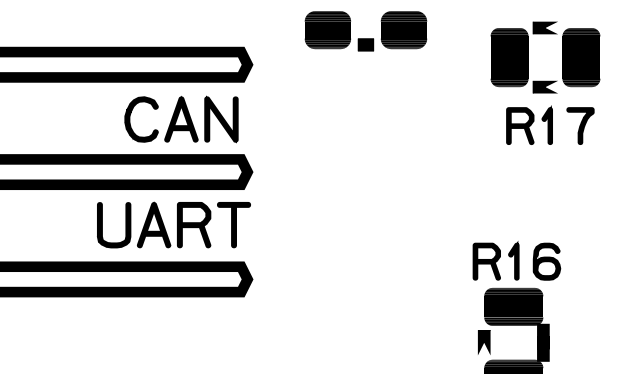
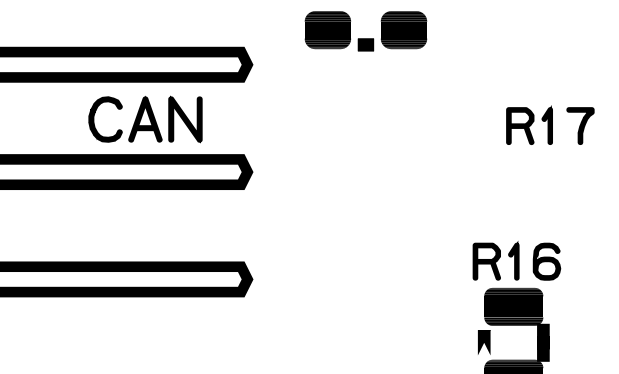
part: present -> none (528, 57)
part position: (181, 119) -> (145, 119) (145, 119)
part: present -> none (173, 224)
